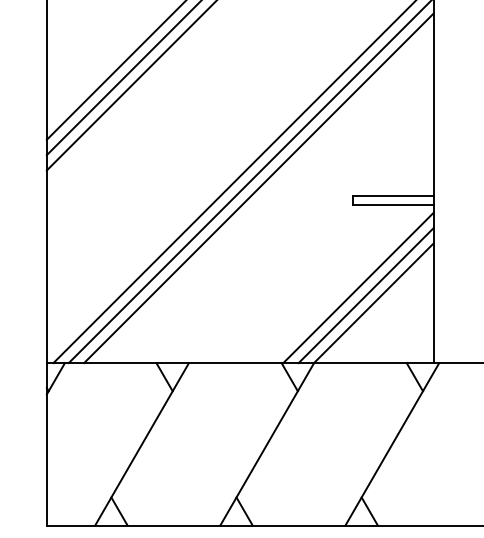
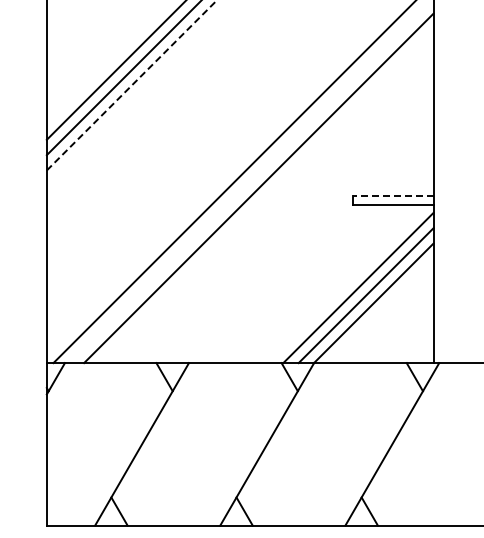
line: solid -> dashed (132, 84)
line: present -> none (248, 182)
line: solid -> dashed (392, 195)
